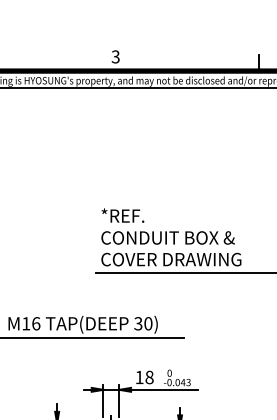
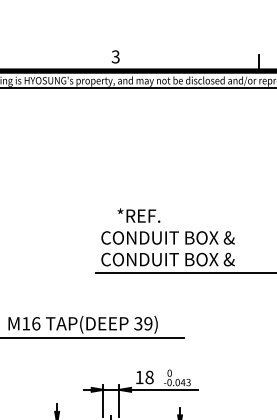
text position: (122, 215) -> (138, 215) (138, 215)
text: COVER DRAWING -> CONDUIT BOX & (183, 259)
text: 30) -> 39) (148, 323)
